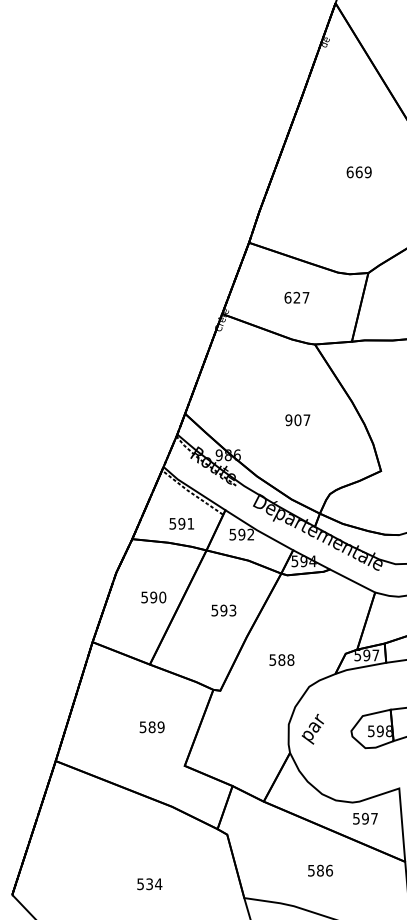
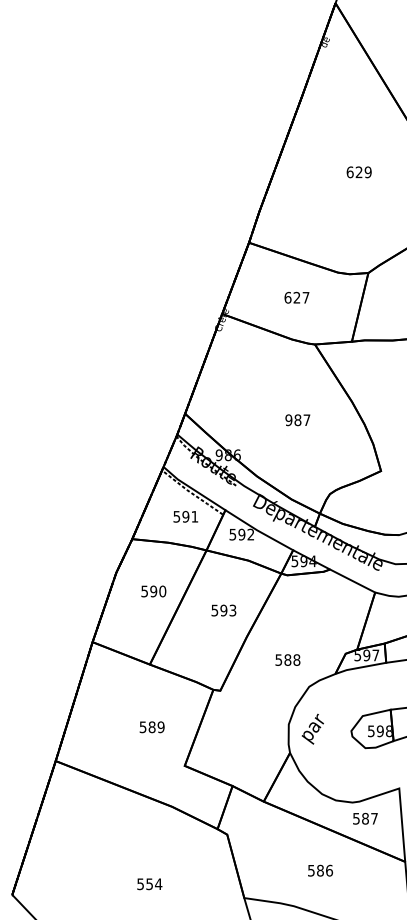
text: 669 -> 629 (358, 172)
text: 907 -> 987 (297, 419)
text position: (181, 523) -> (185, 516) (185, 516)
text position: (153, 597) -> (153, 591) (153, 591)
text position: (281, 659) -> (287, 659) (287, 659)
text: 597 -> 587 (365, 818)
text: 534 -> 554 (149, 883)
